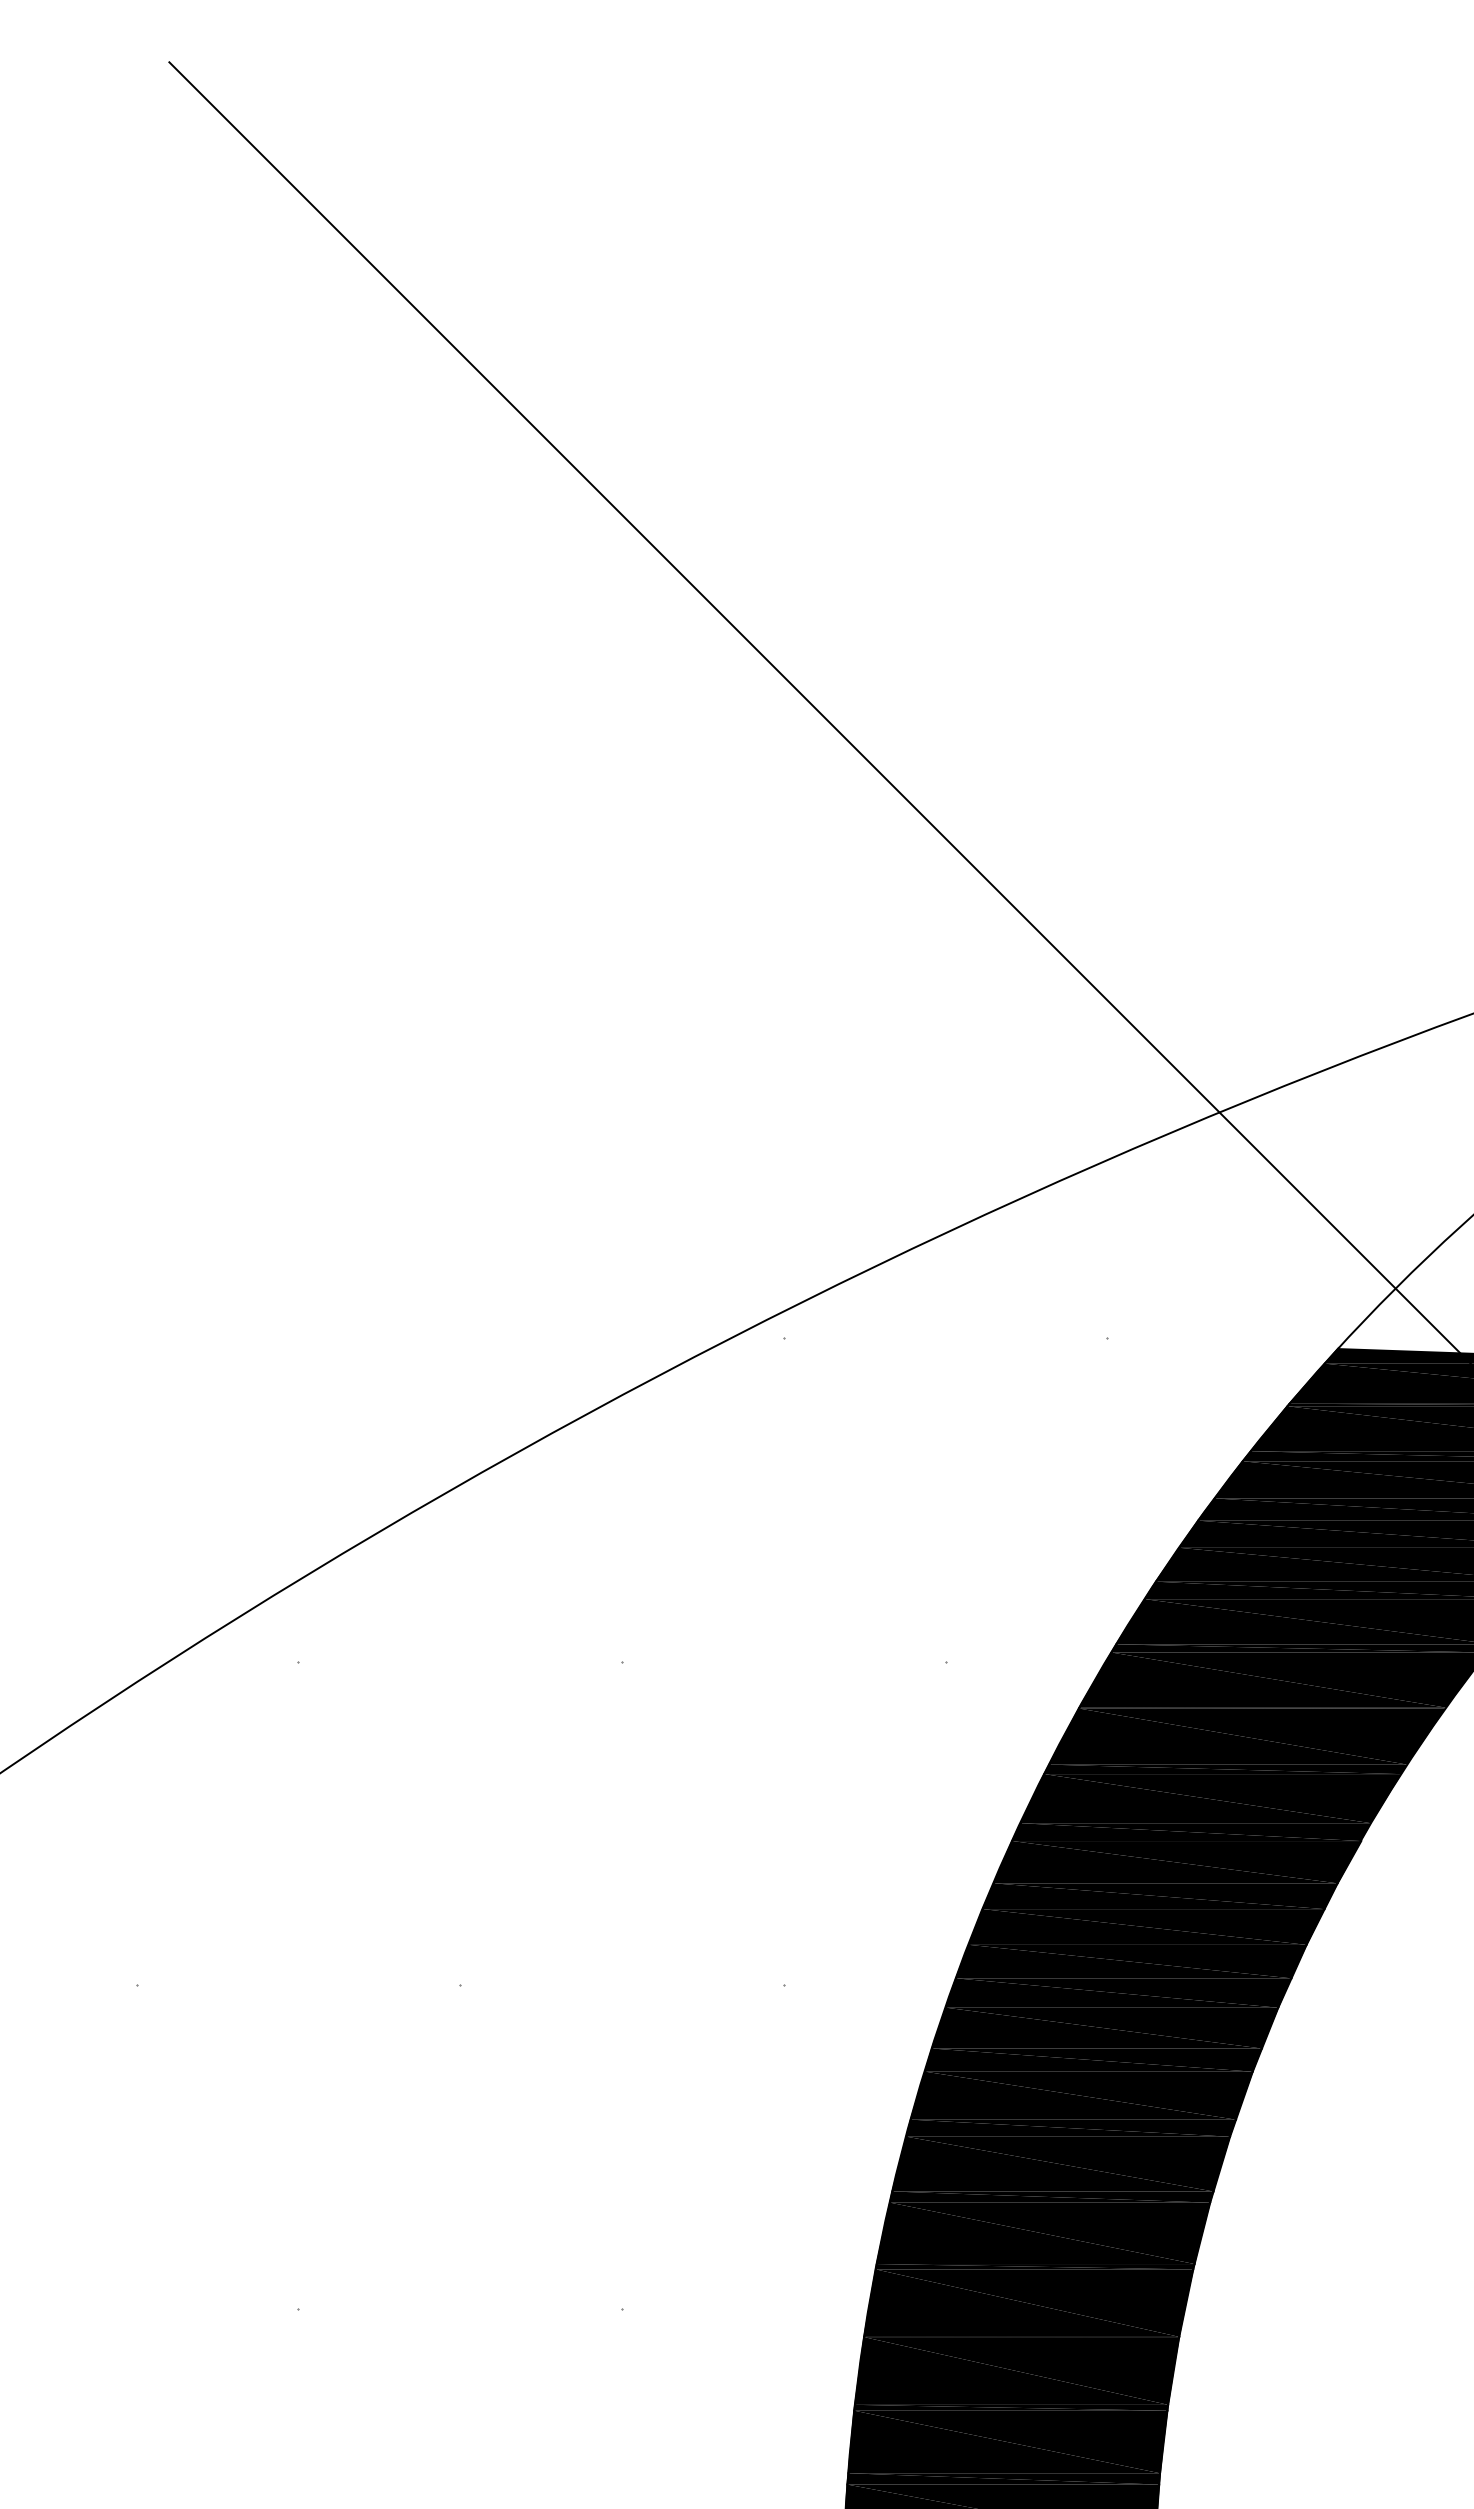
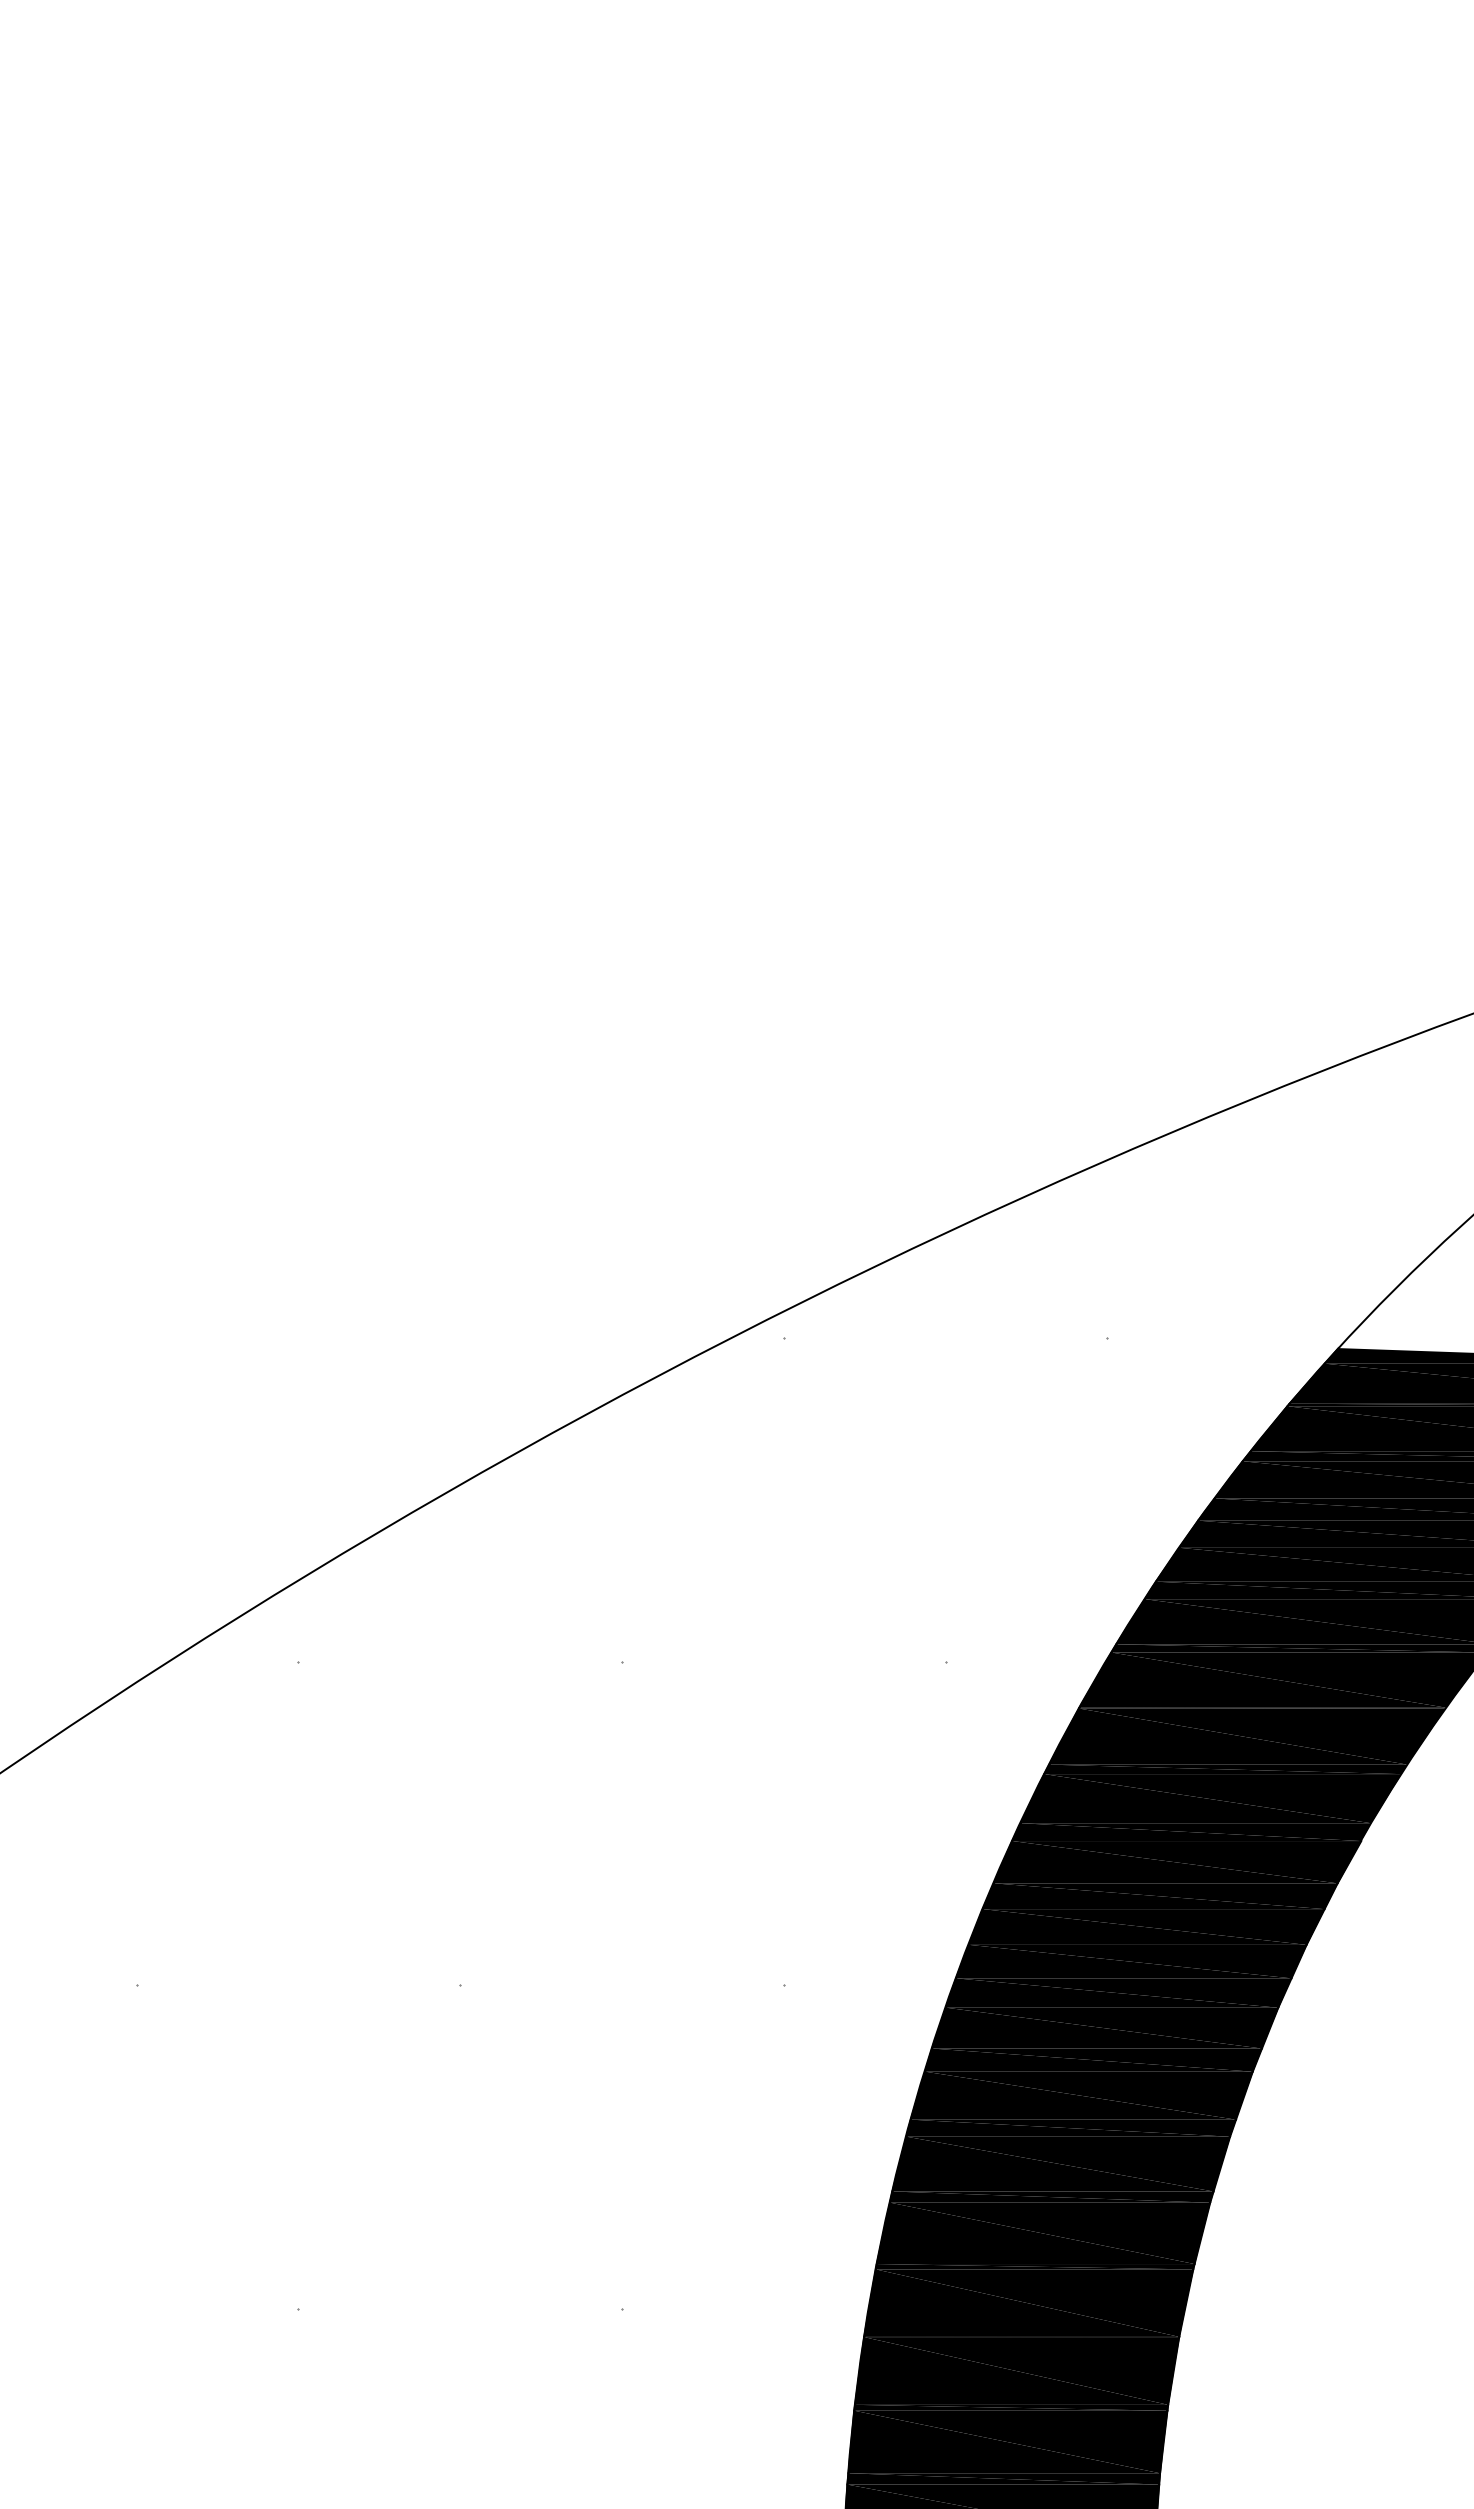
line: present -> none (819, 712)
